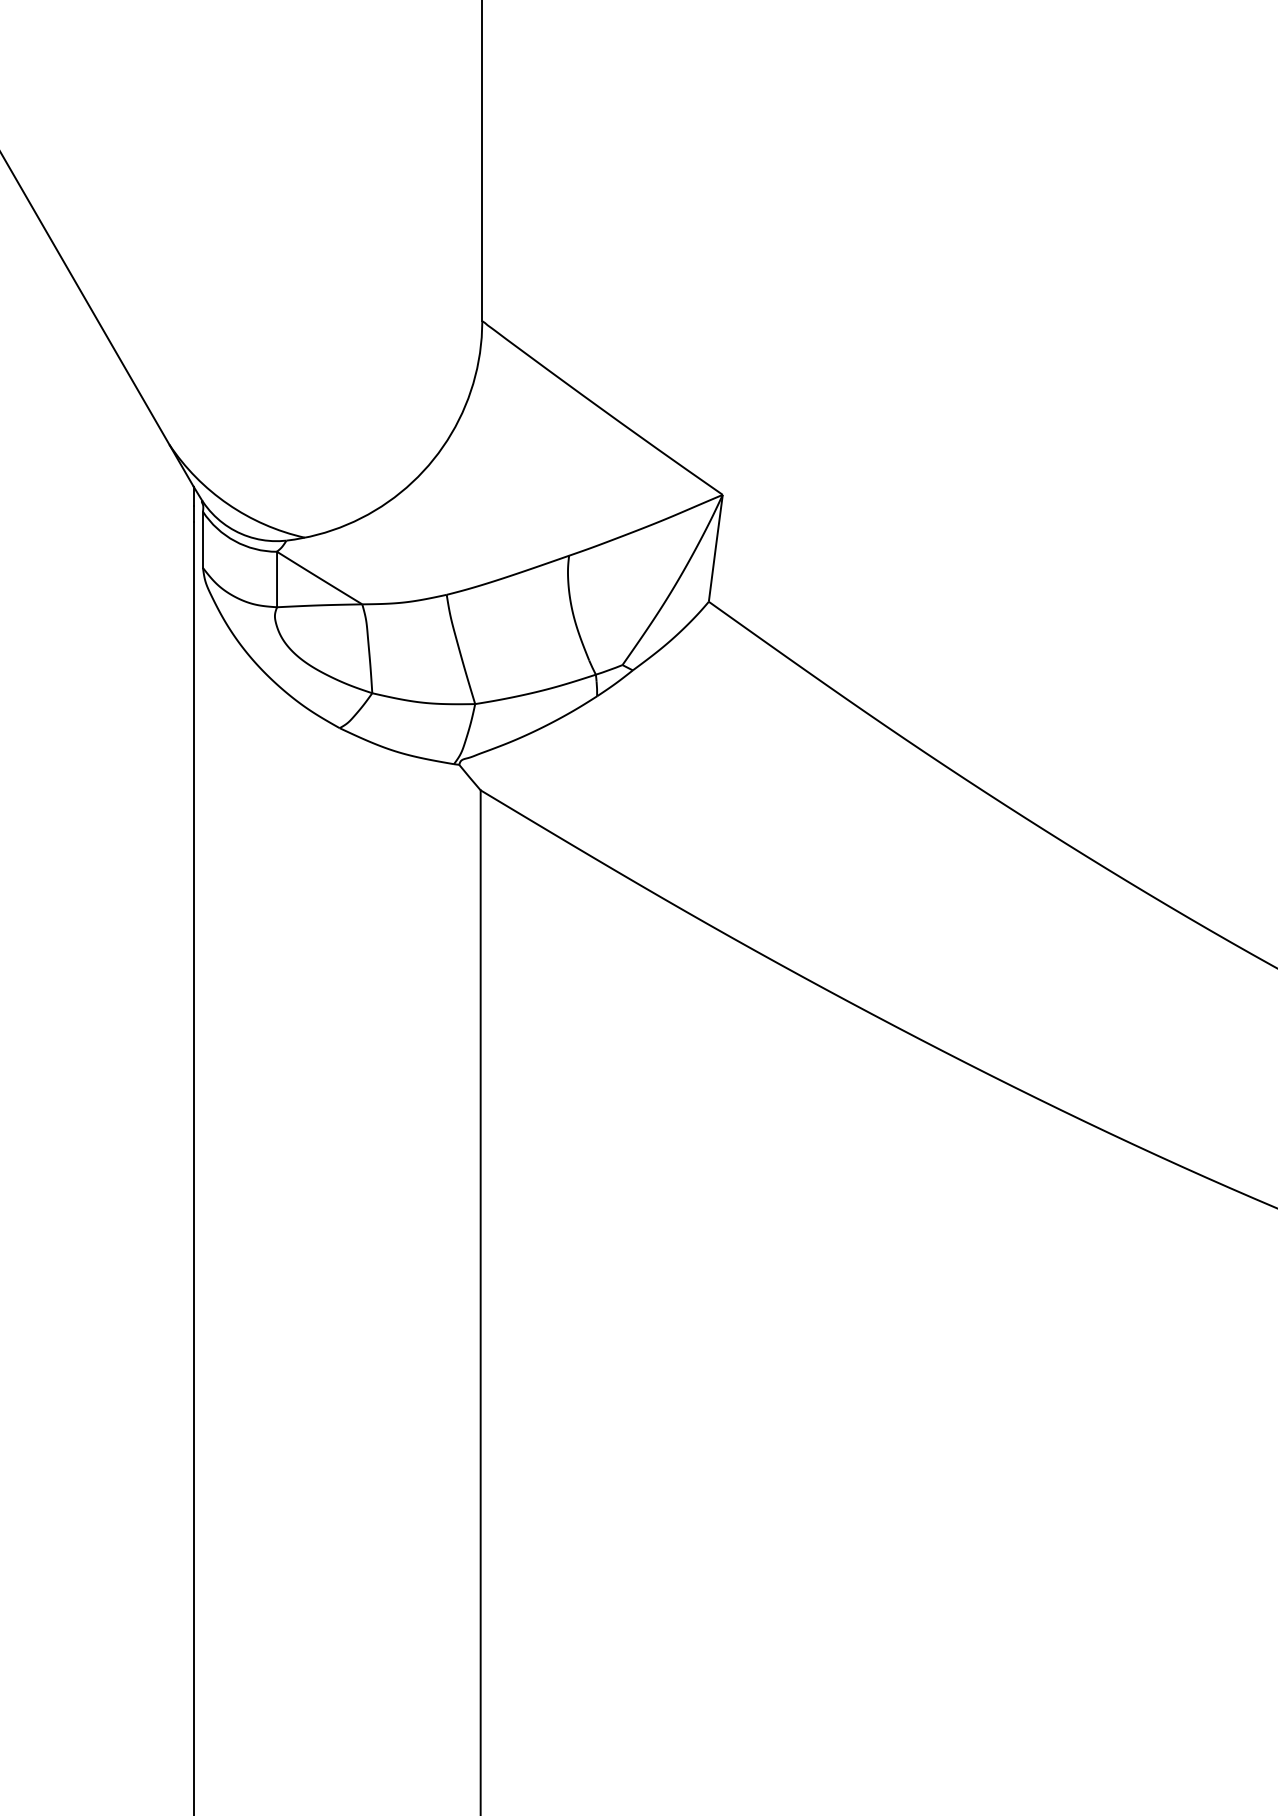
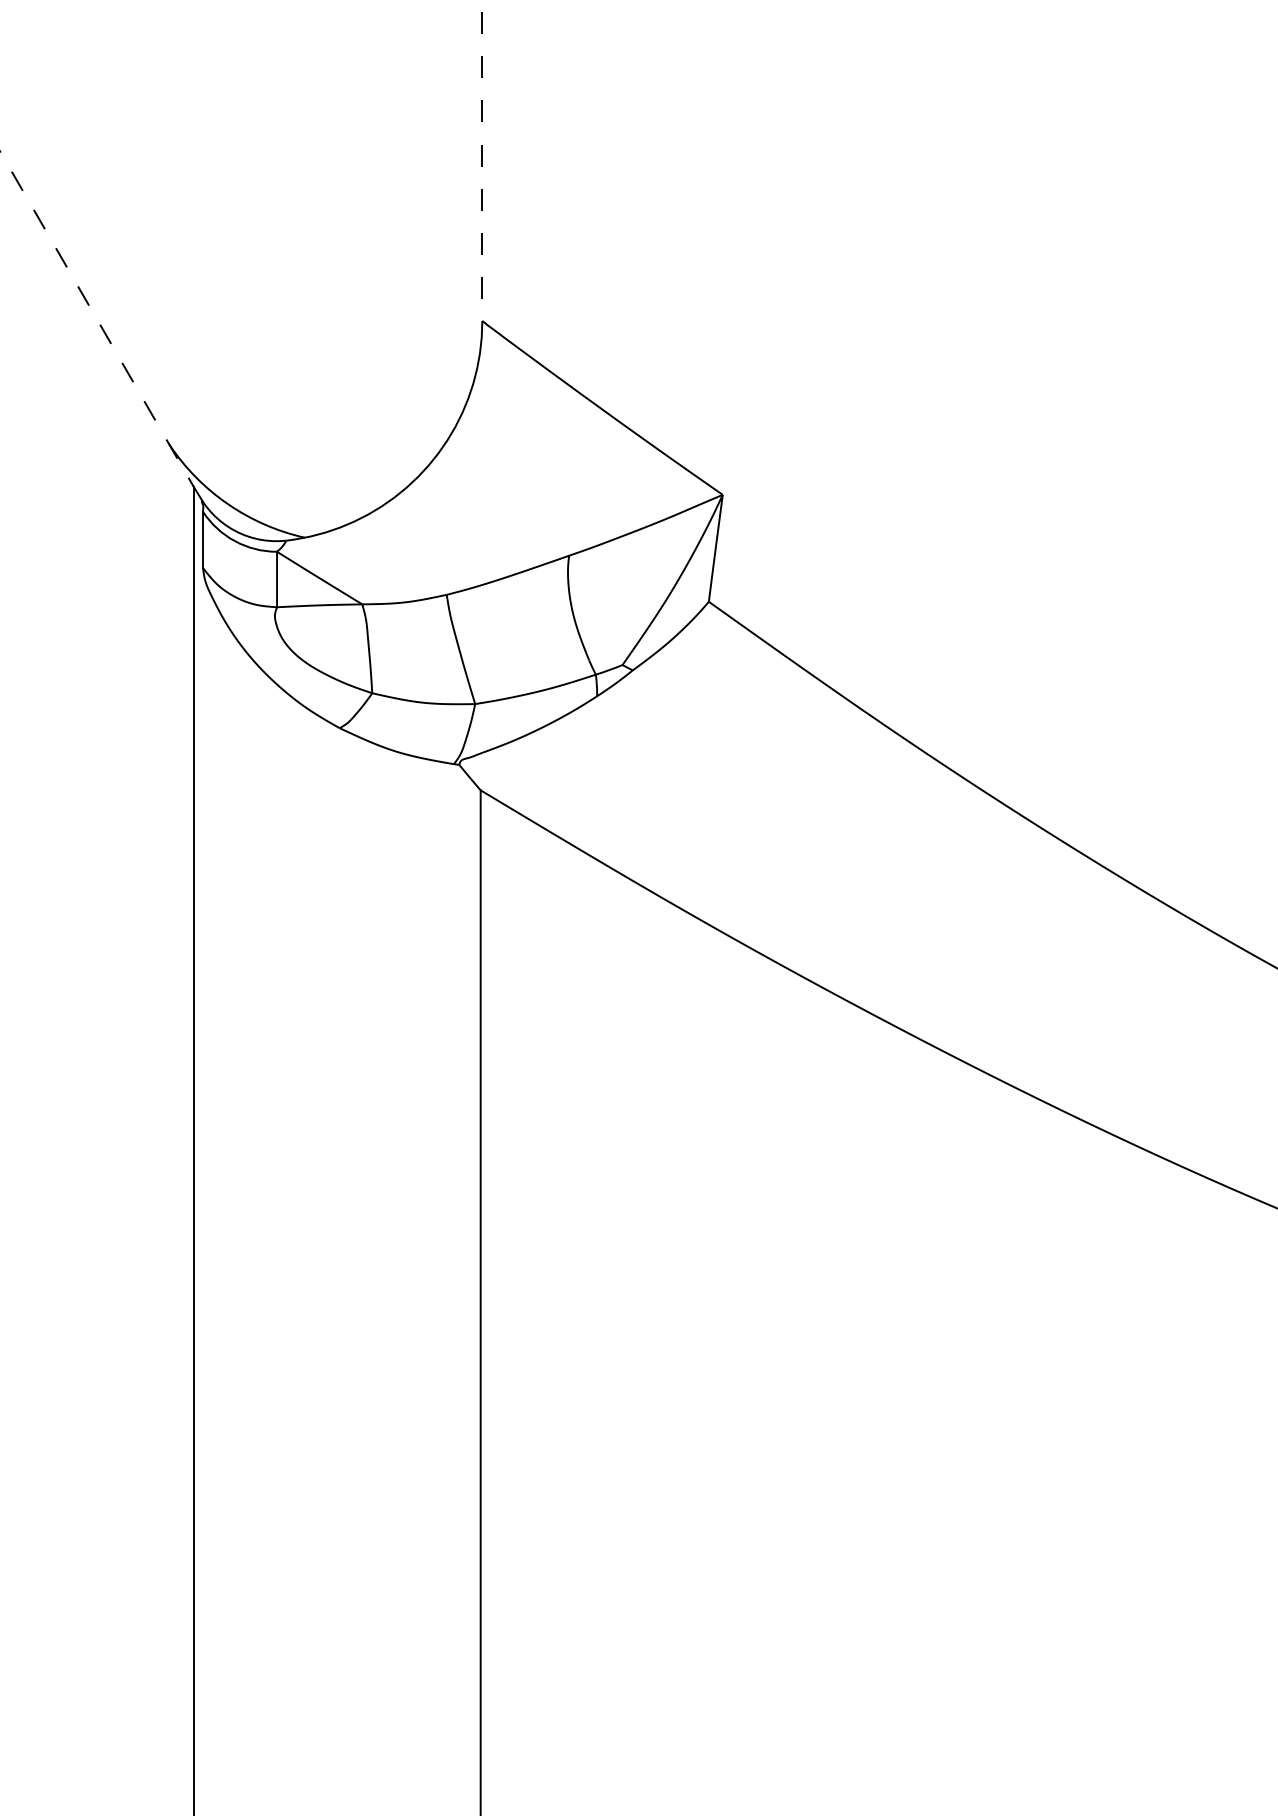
line: solid -> dashed (482, 161)
line: solid -> dashed (96, 319)
